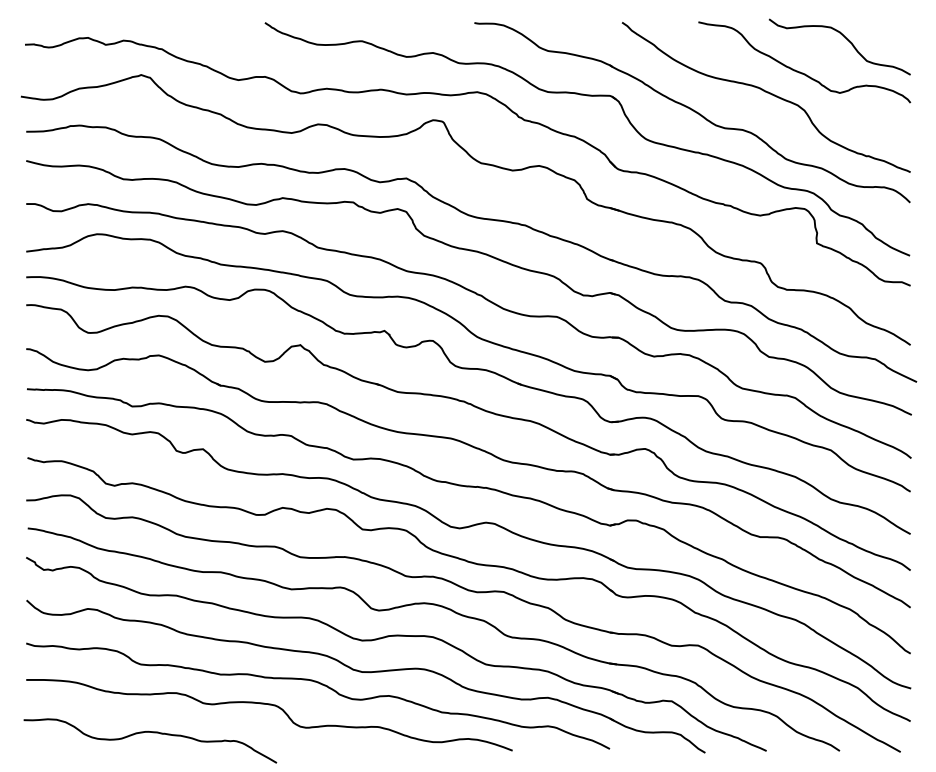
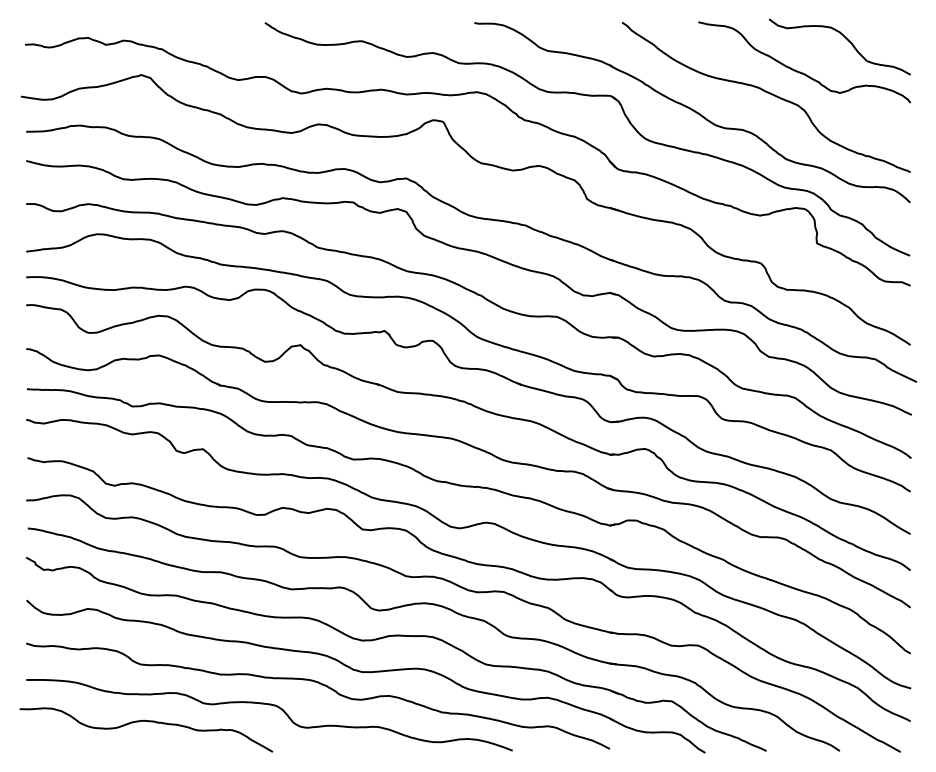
curve position: (153, 733) -> (149, 722) (149, 722)
